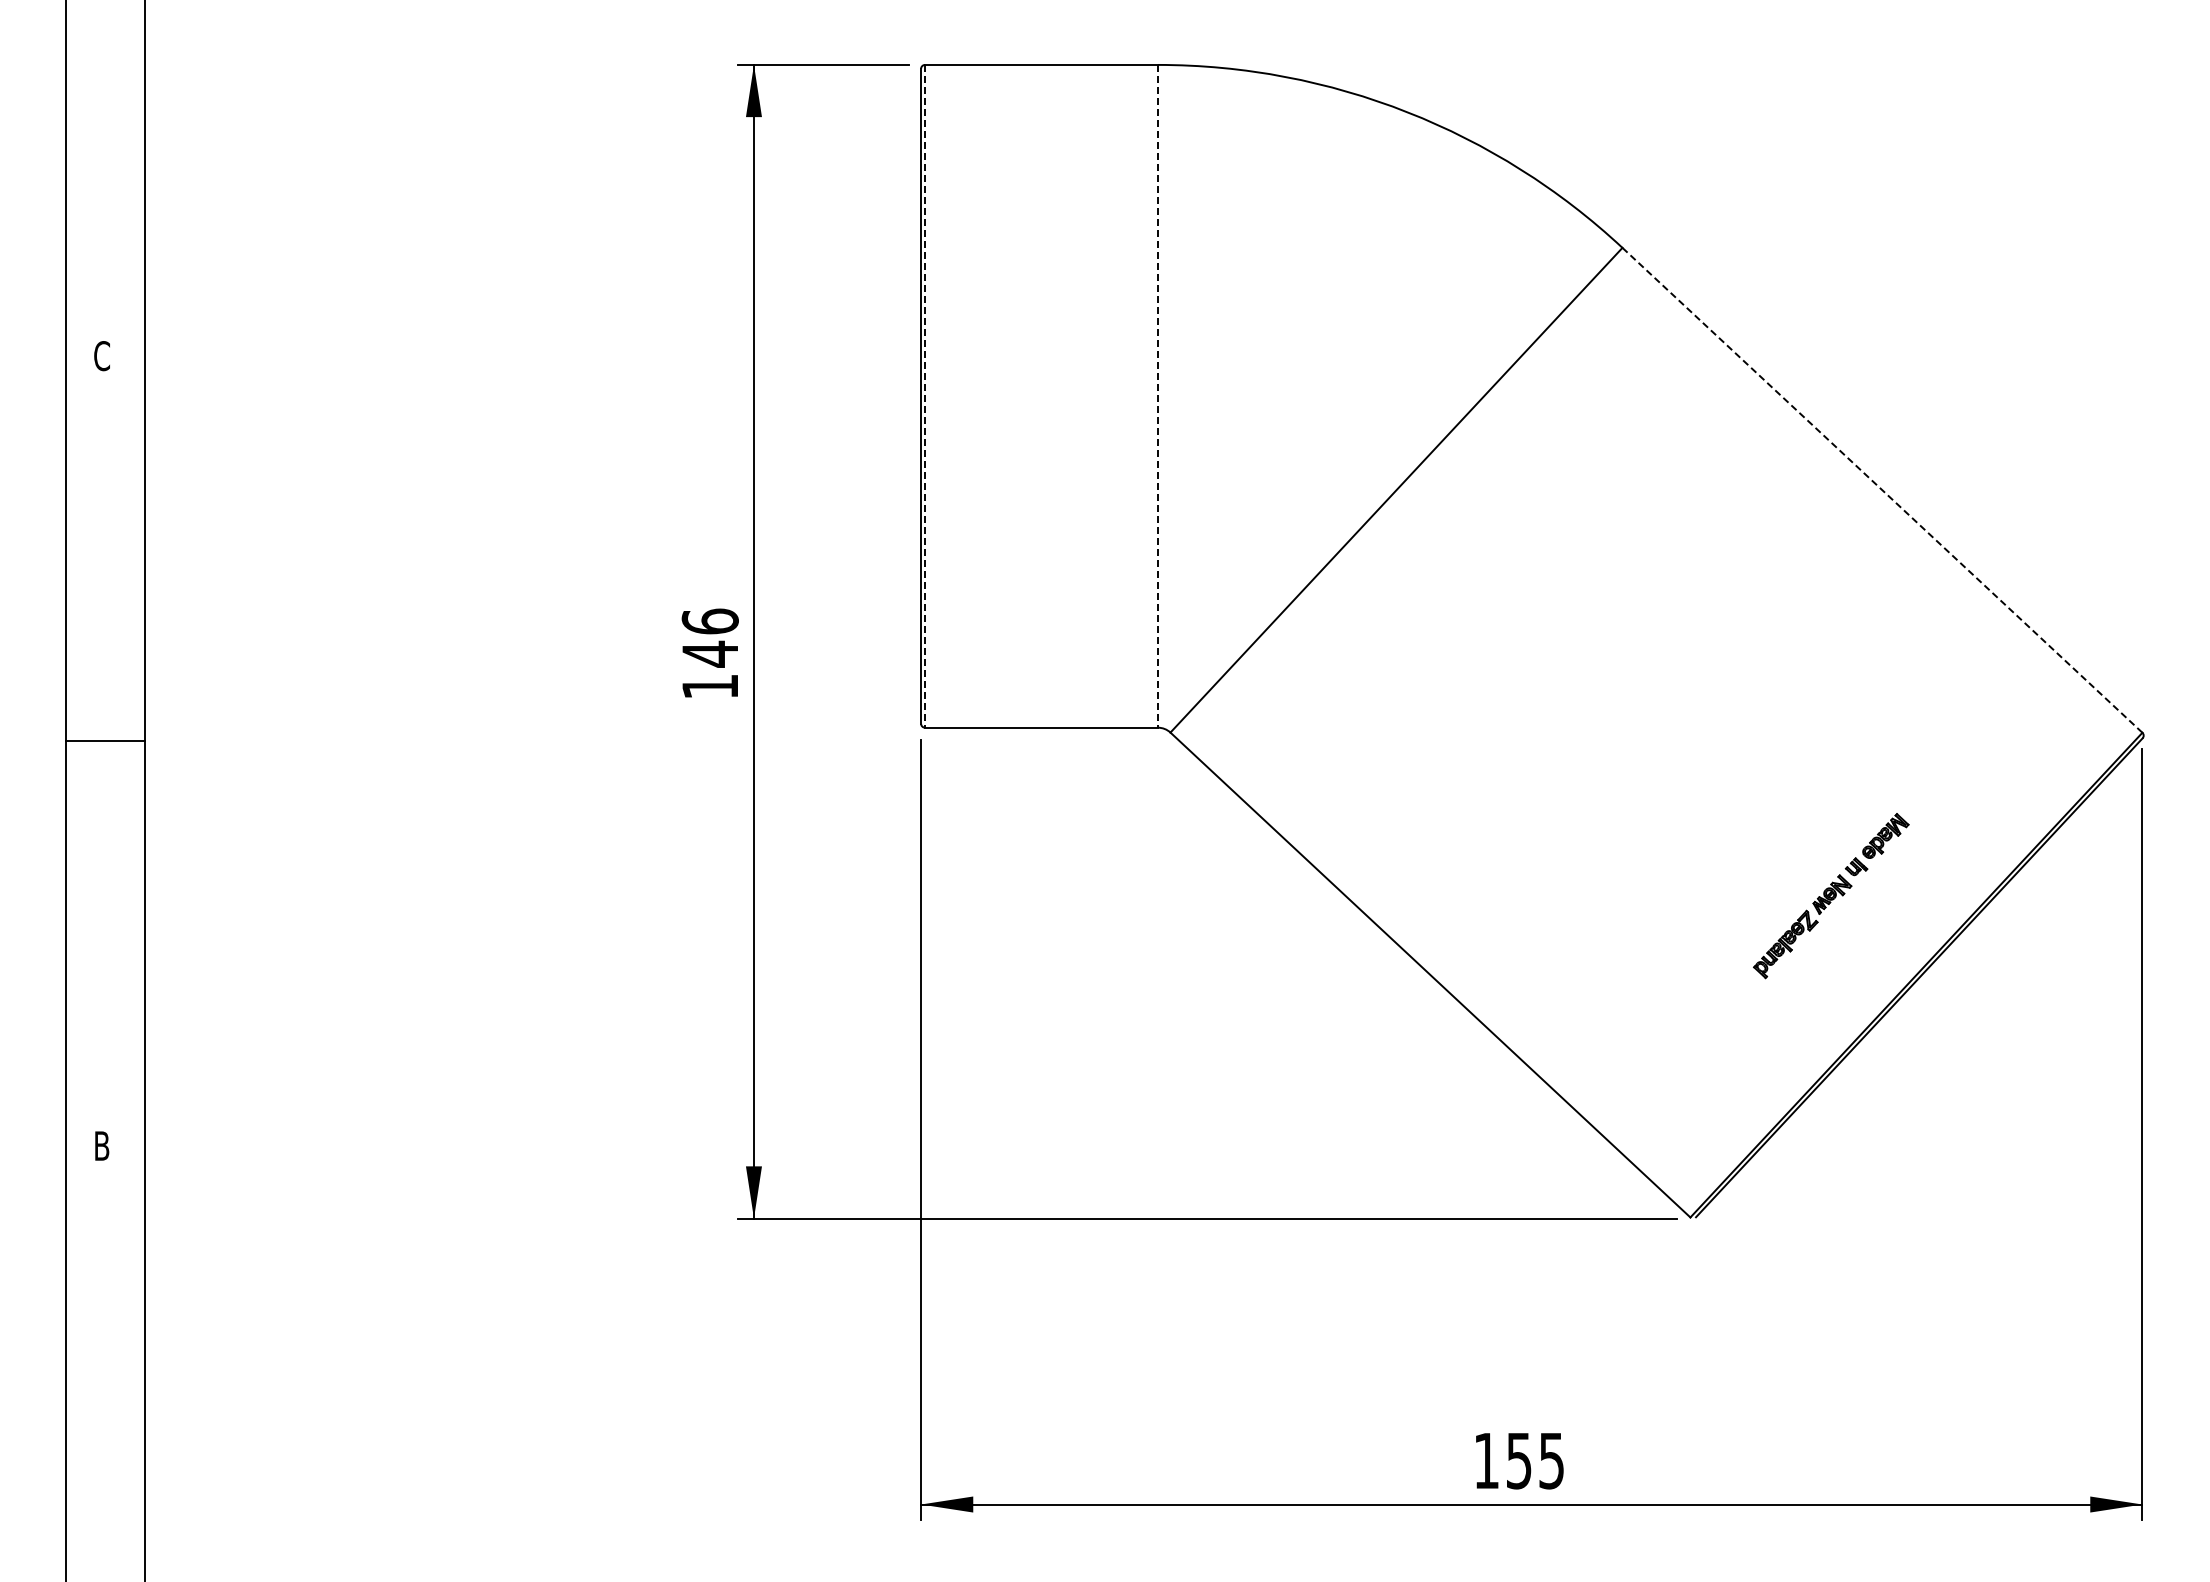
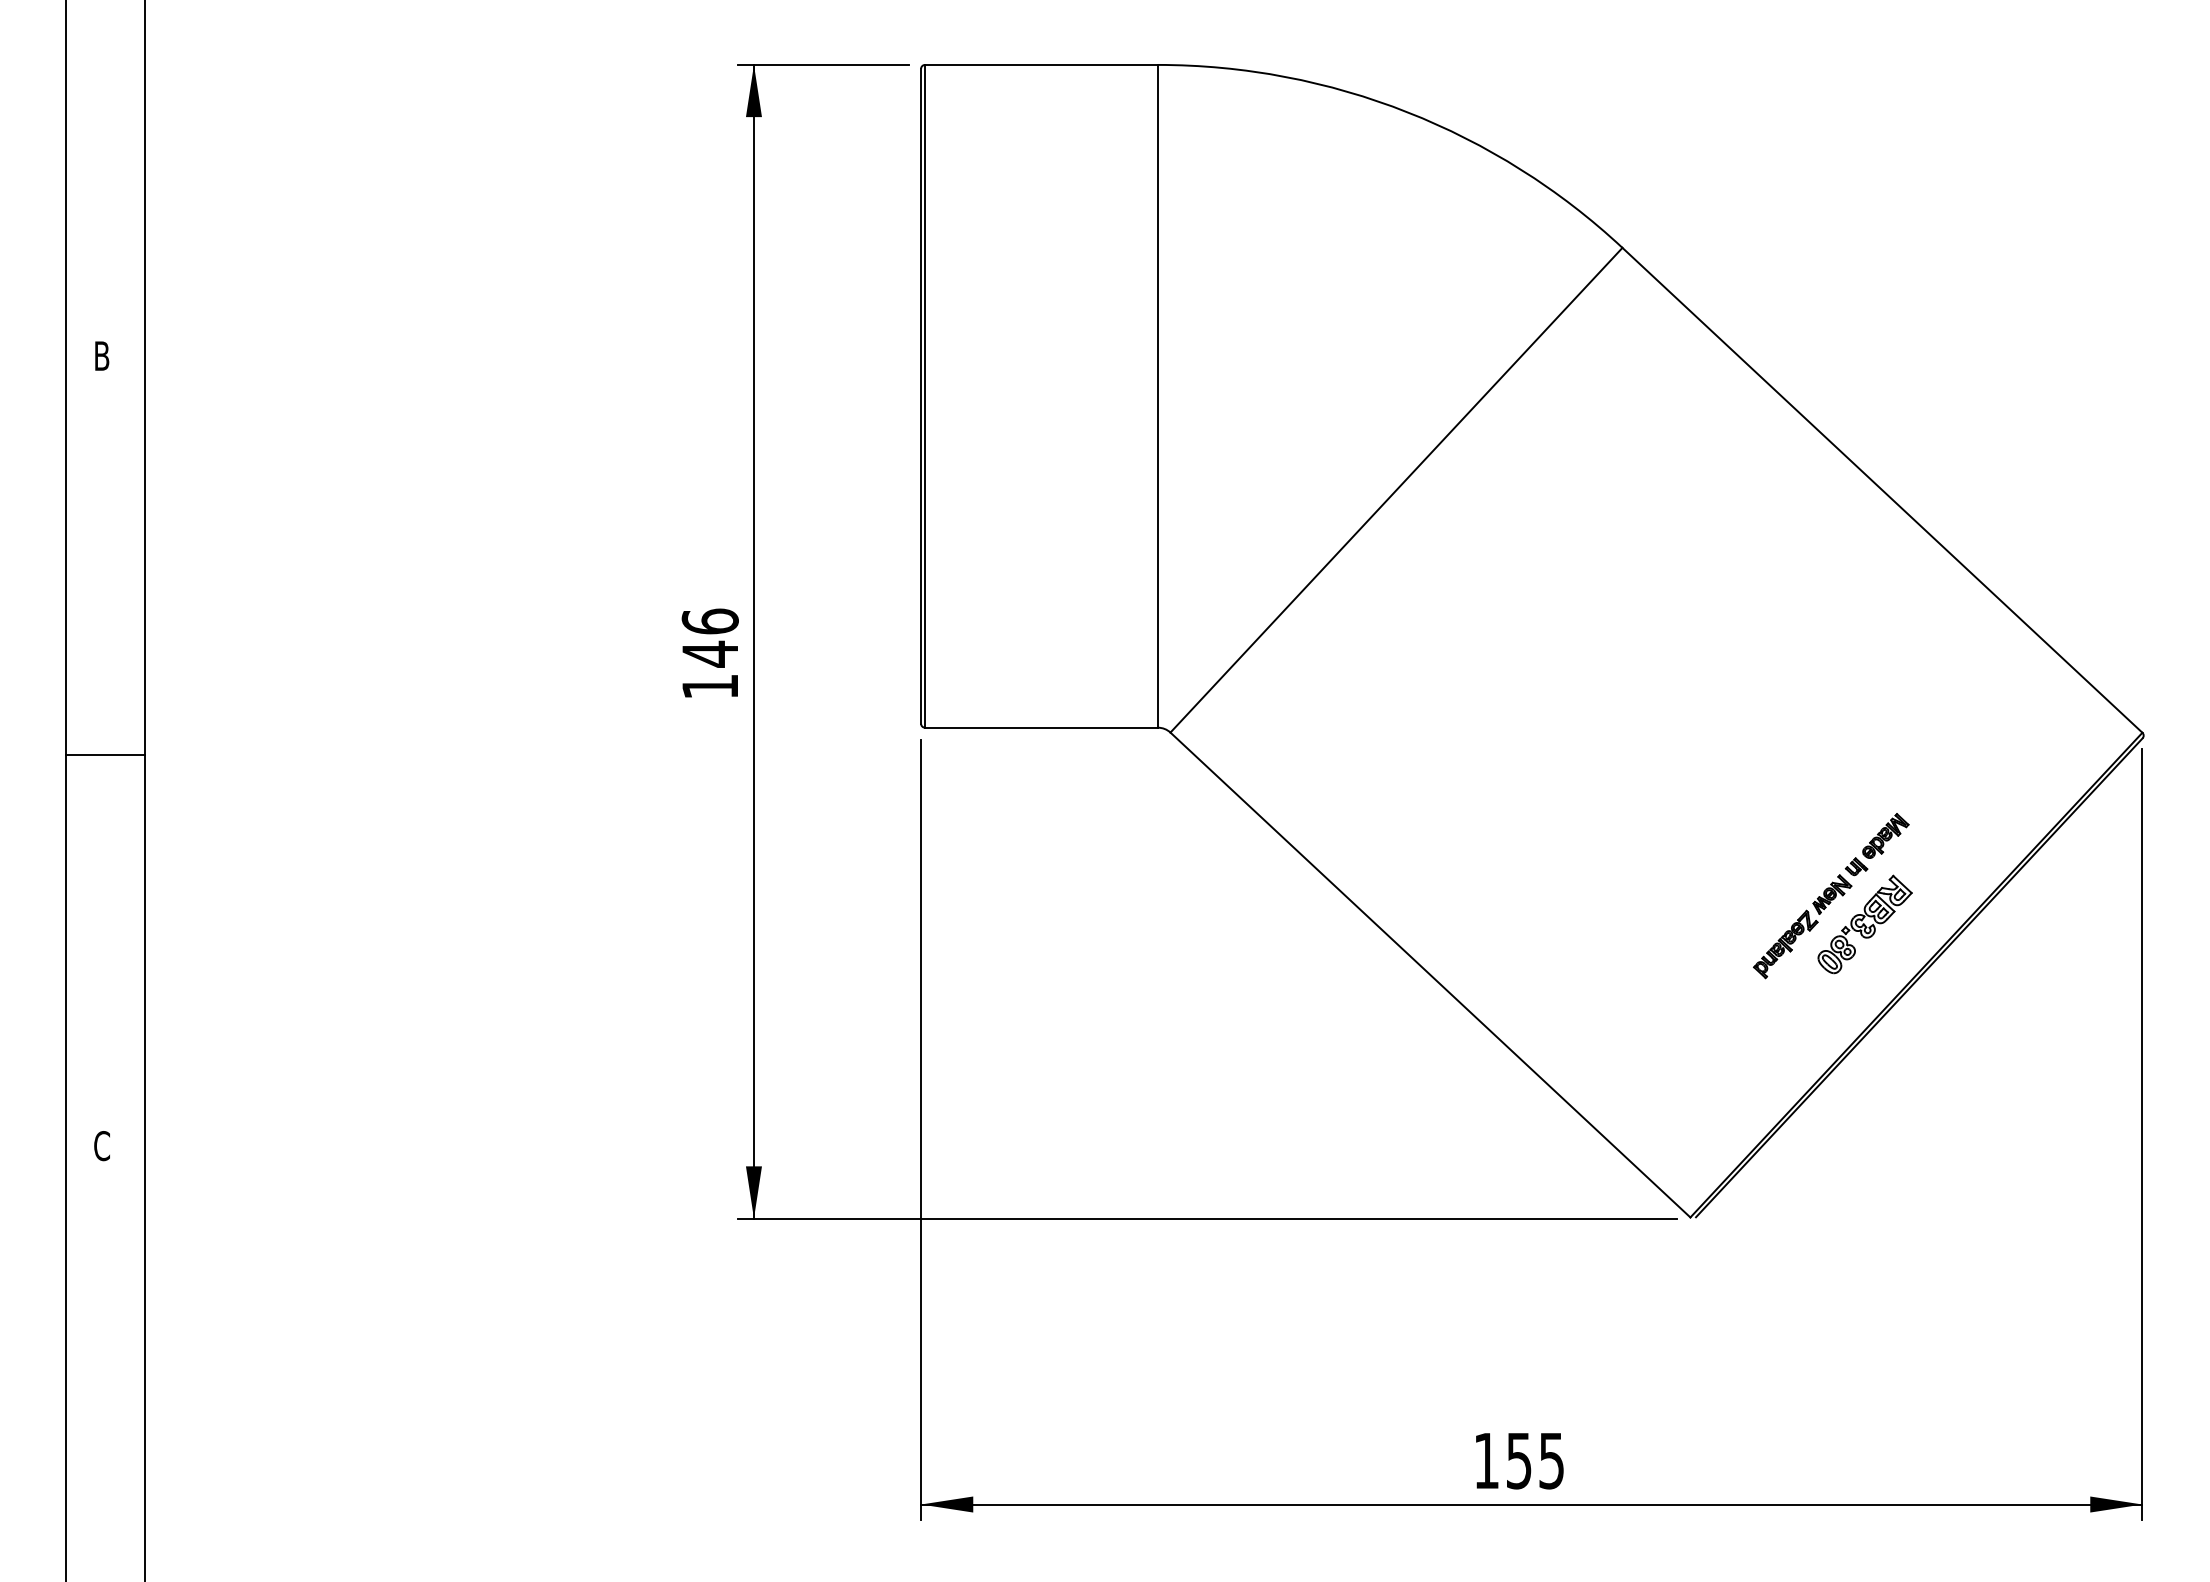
text: C -> B (101, 356)
line: dashed -> solid (925, 396)
line: dashed -> solid (1158, 396)
line: dashed -> solid (1882, 489)
line position: (105, 740) -> (105, 754) (105, 754)
part: none -> present (1864, 924)
text: B -> C (101, 1146)
